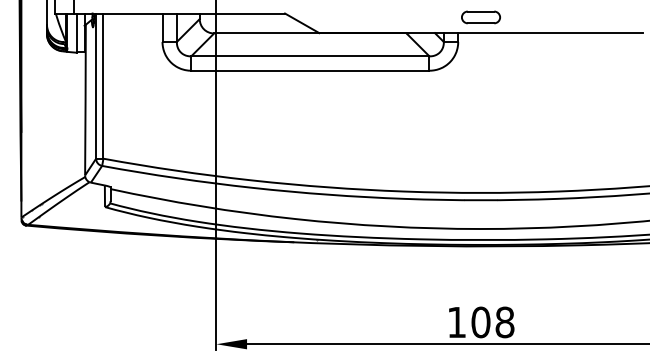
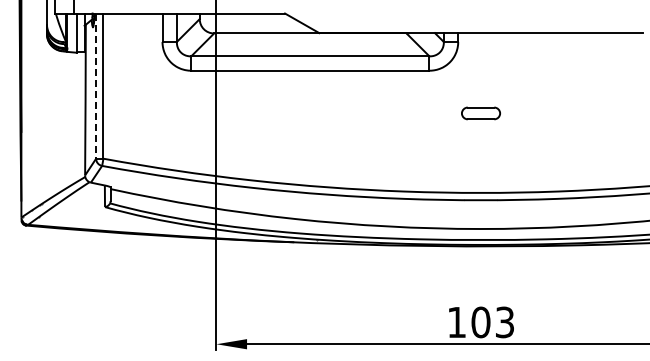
part position: (480, 17) -> (480, 113) (480, 113)
line: solid -> dashed (96, 86)
text: 108 -> 103 (504, 322)
